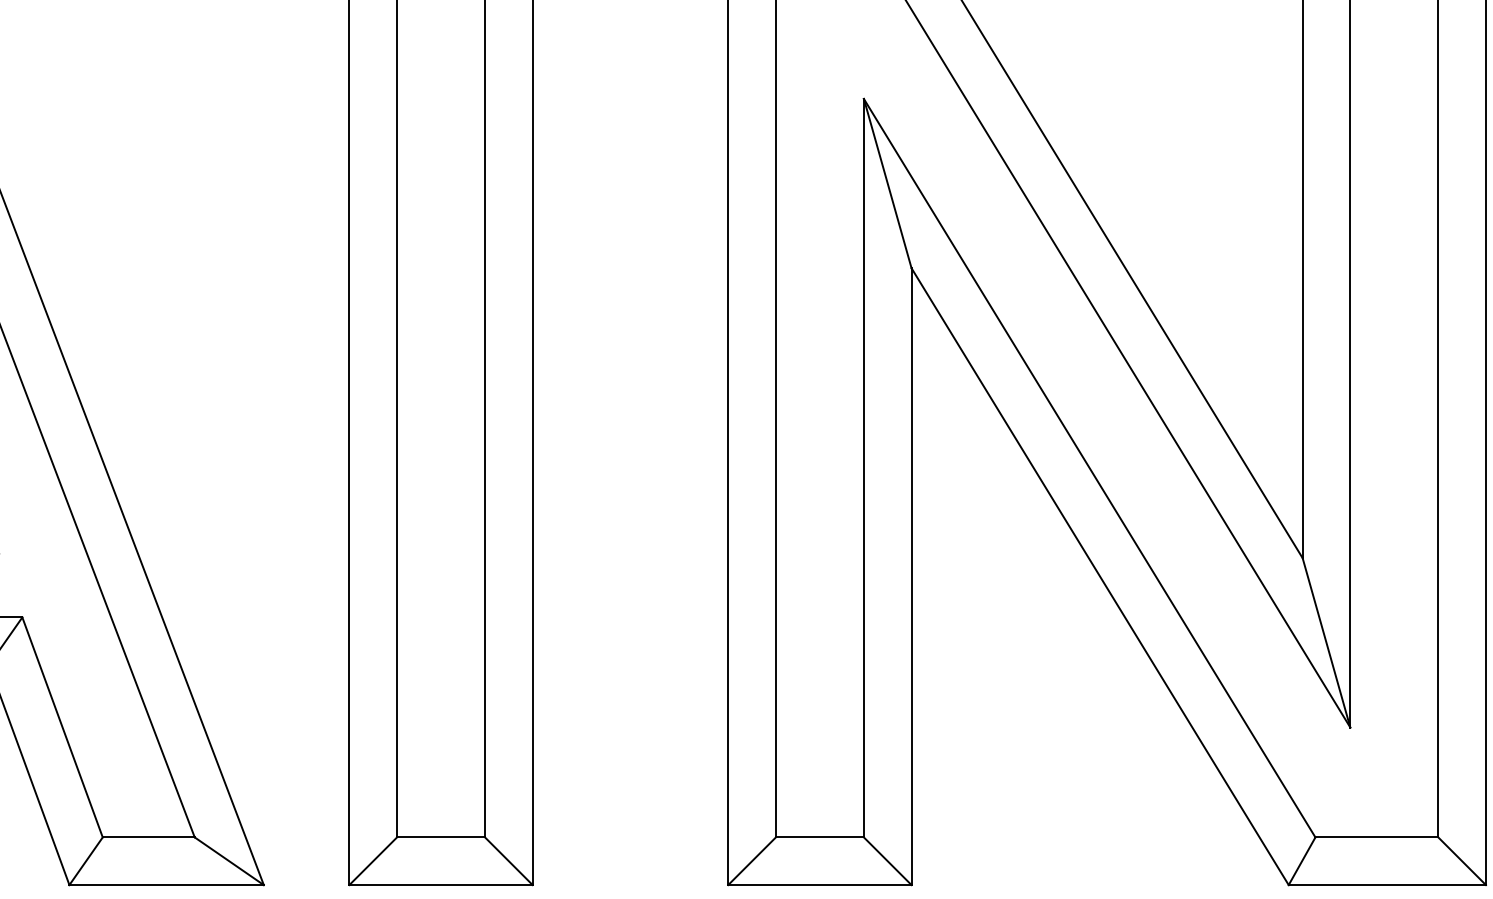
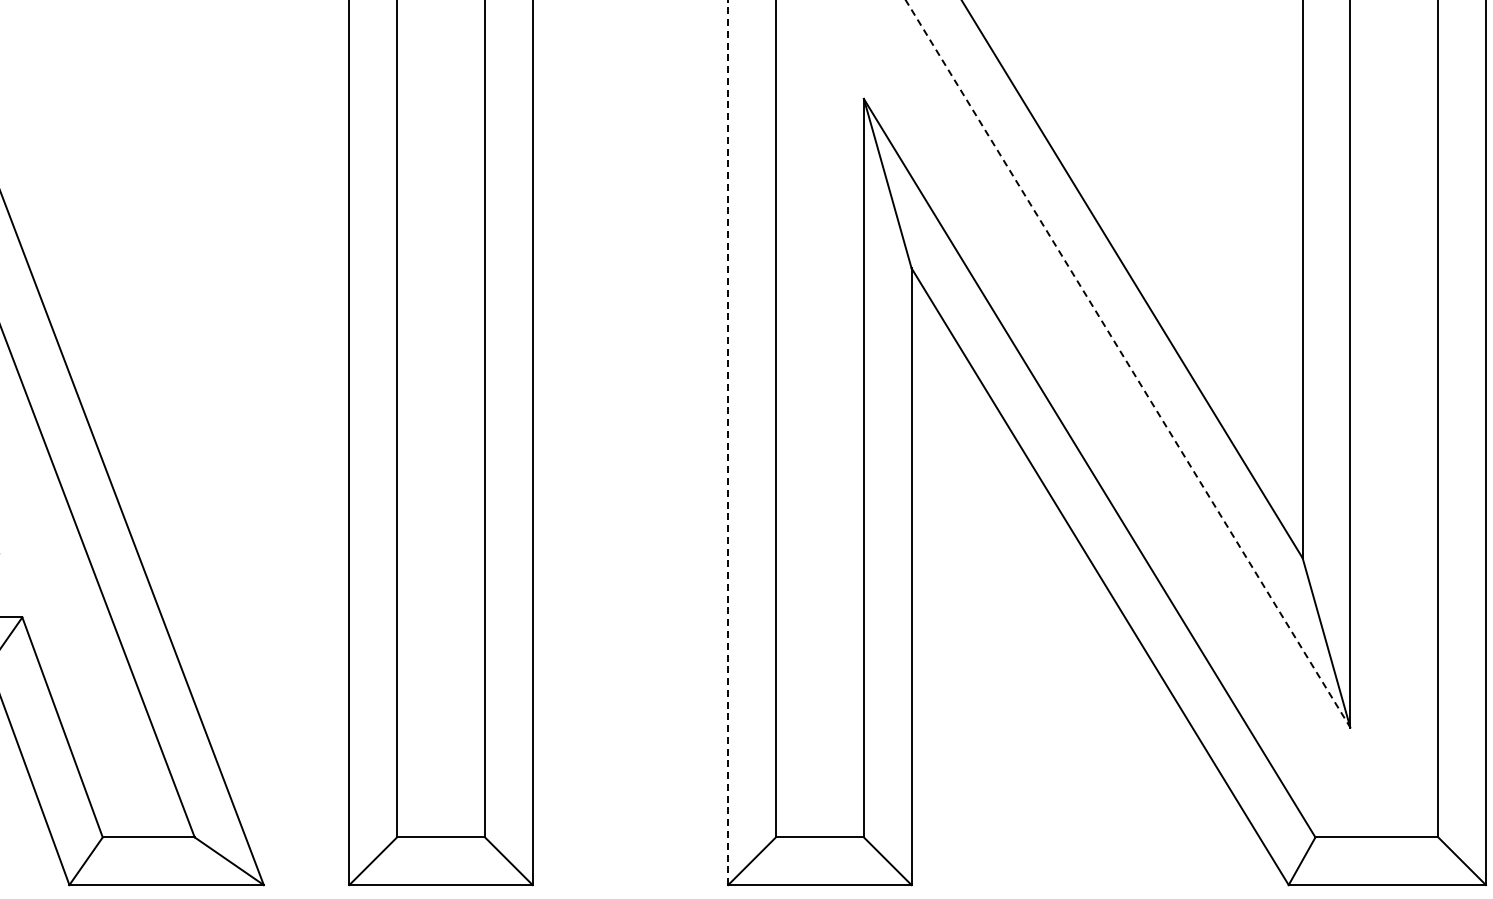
line: solid -> dashed (1128, 364)
line: solid -> dashed (728, 442)
